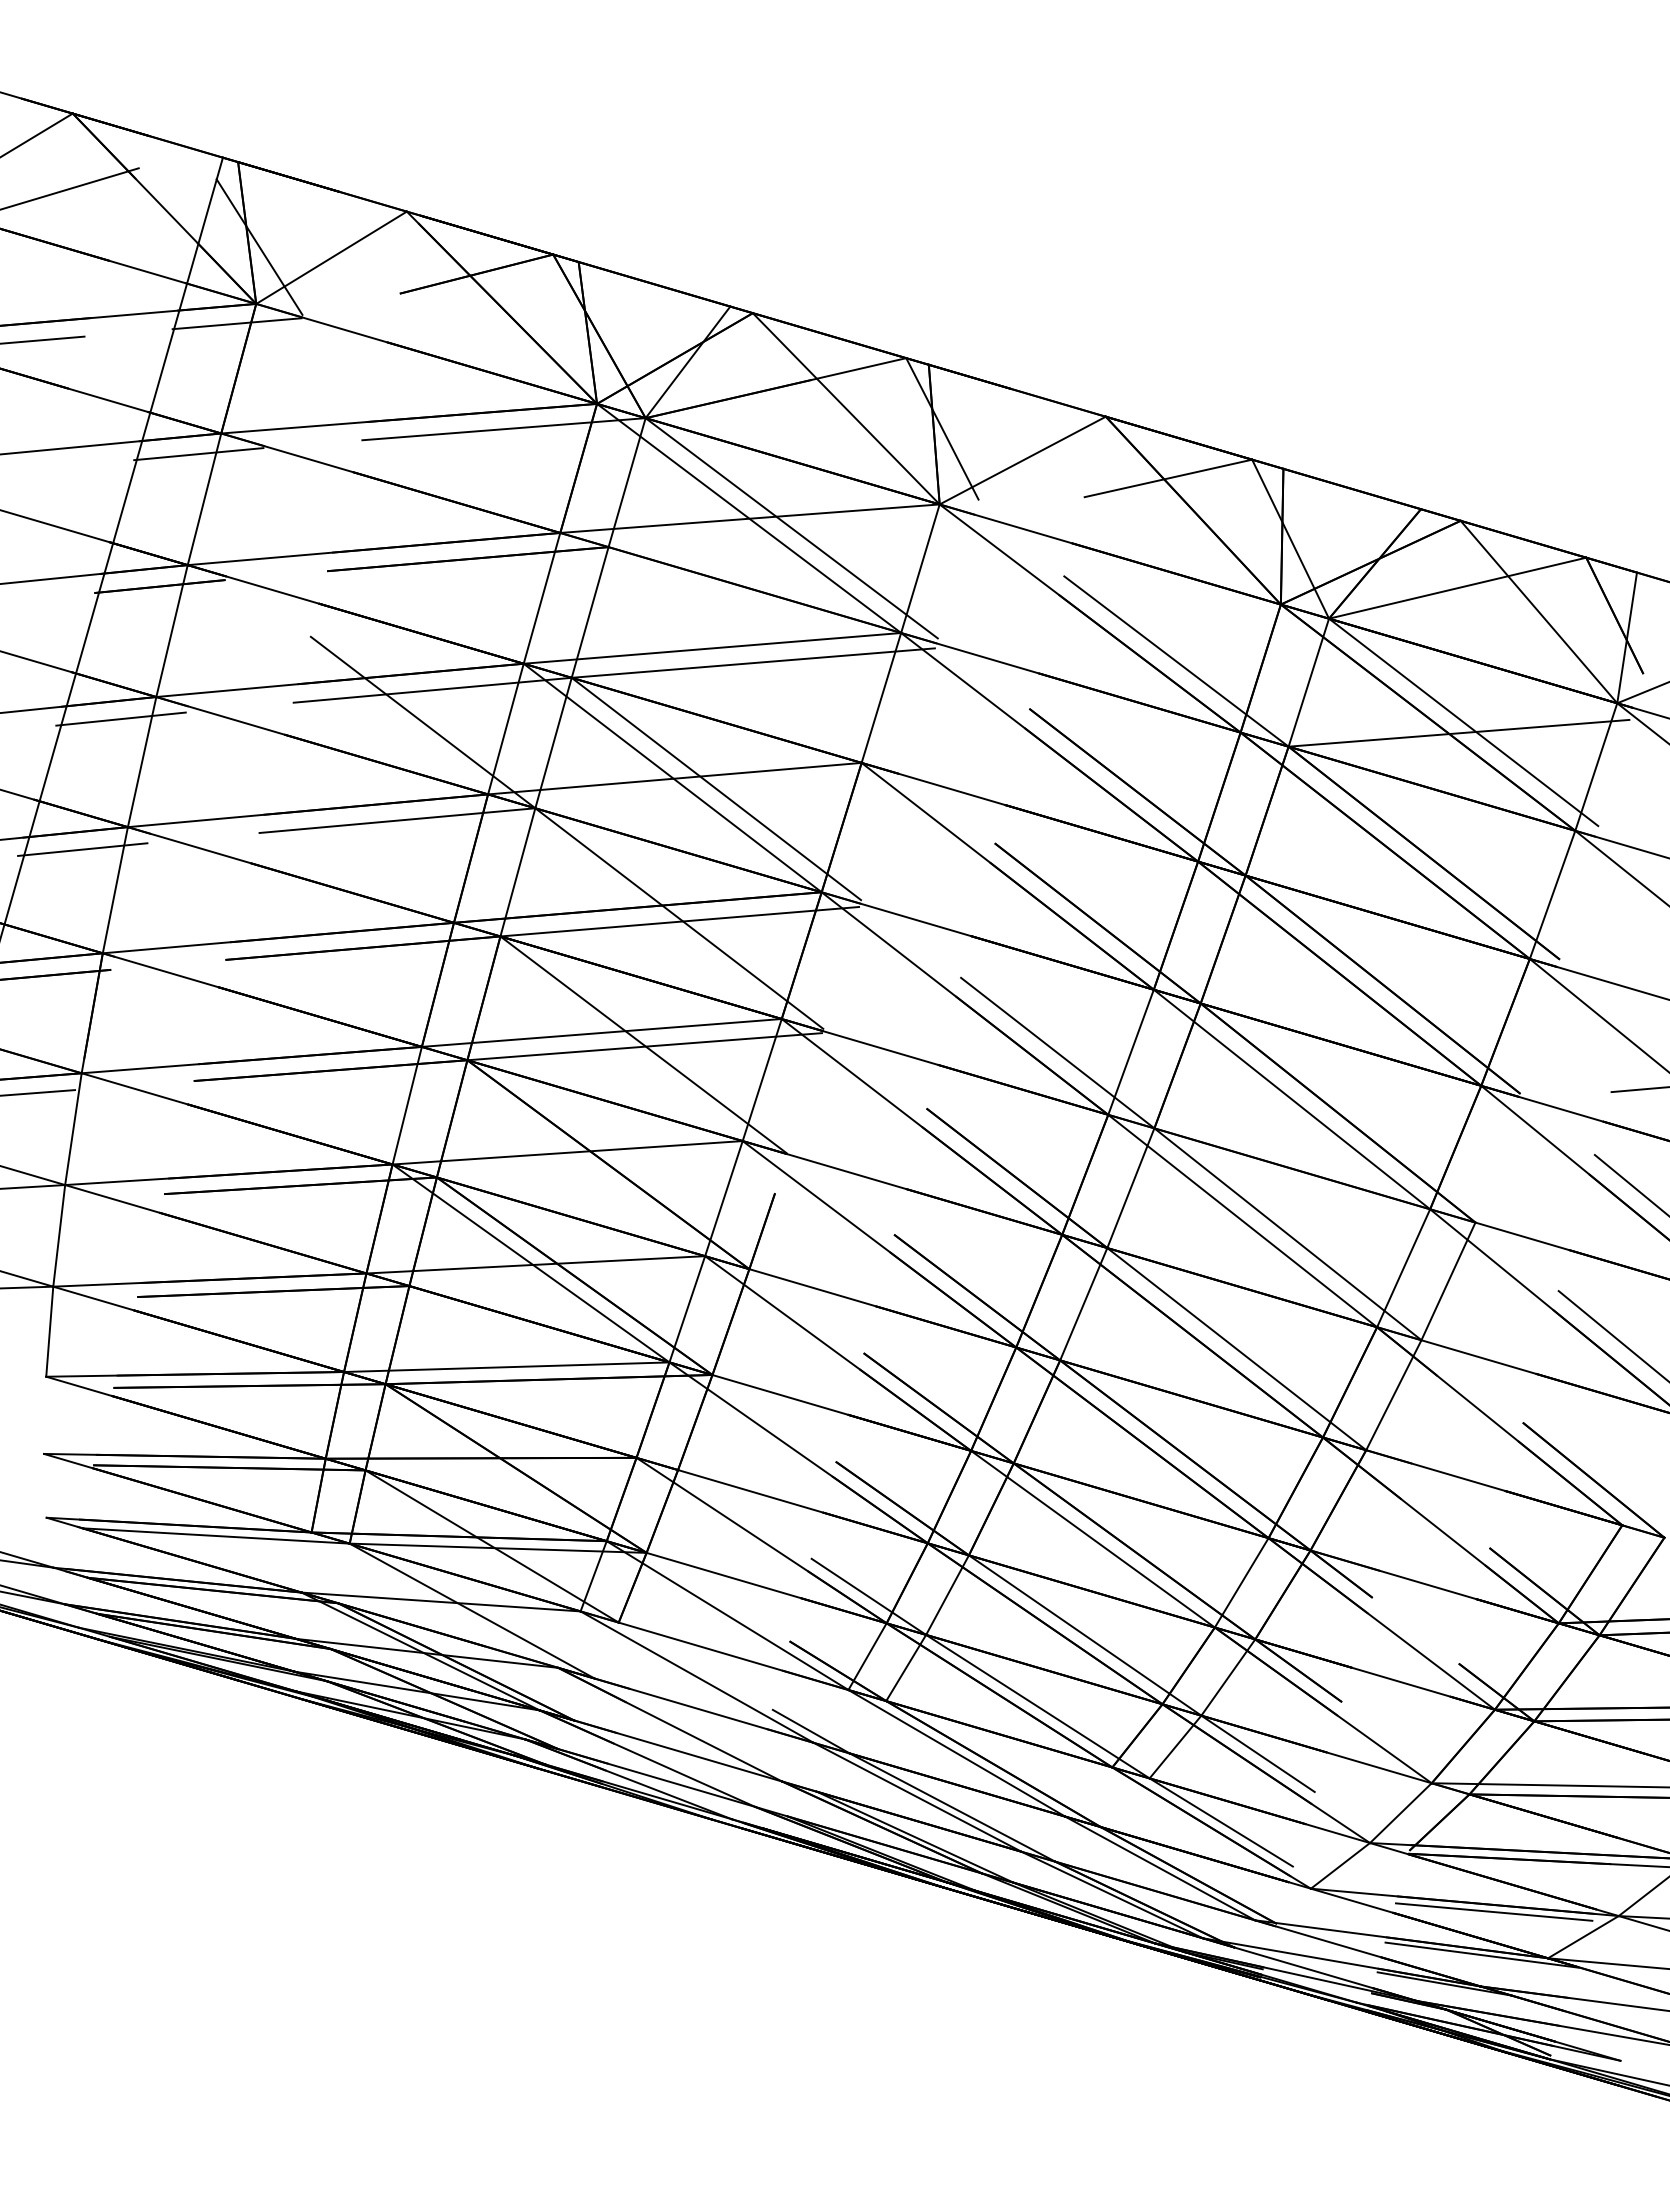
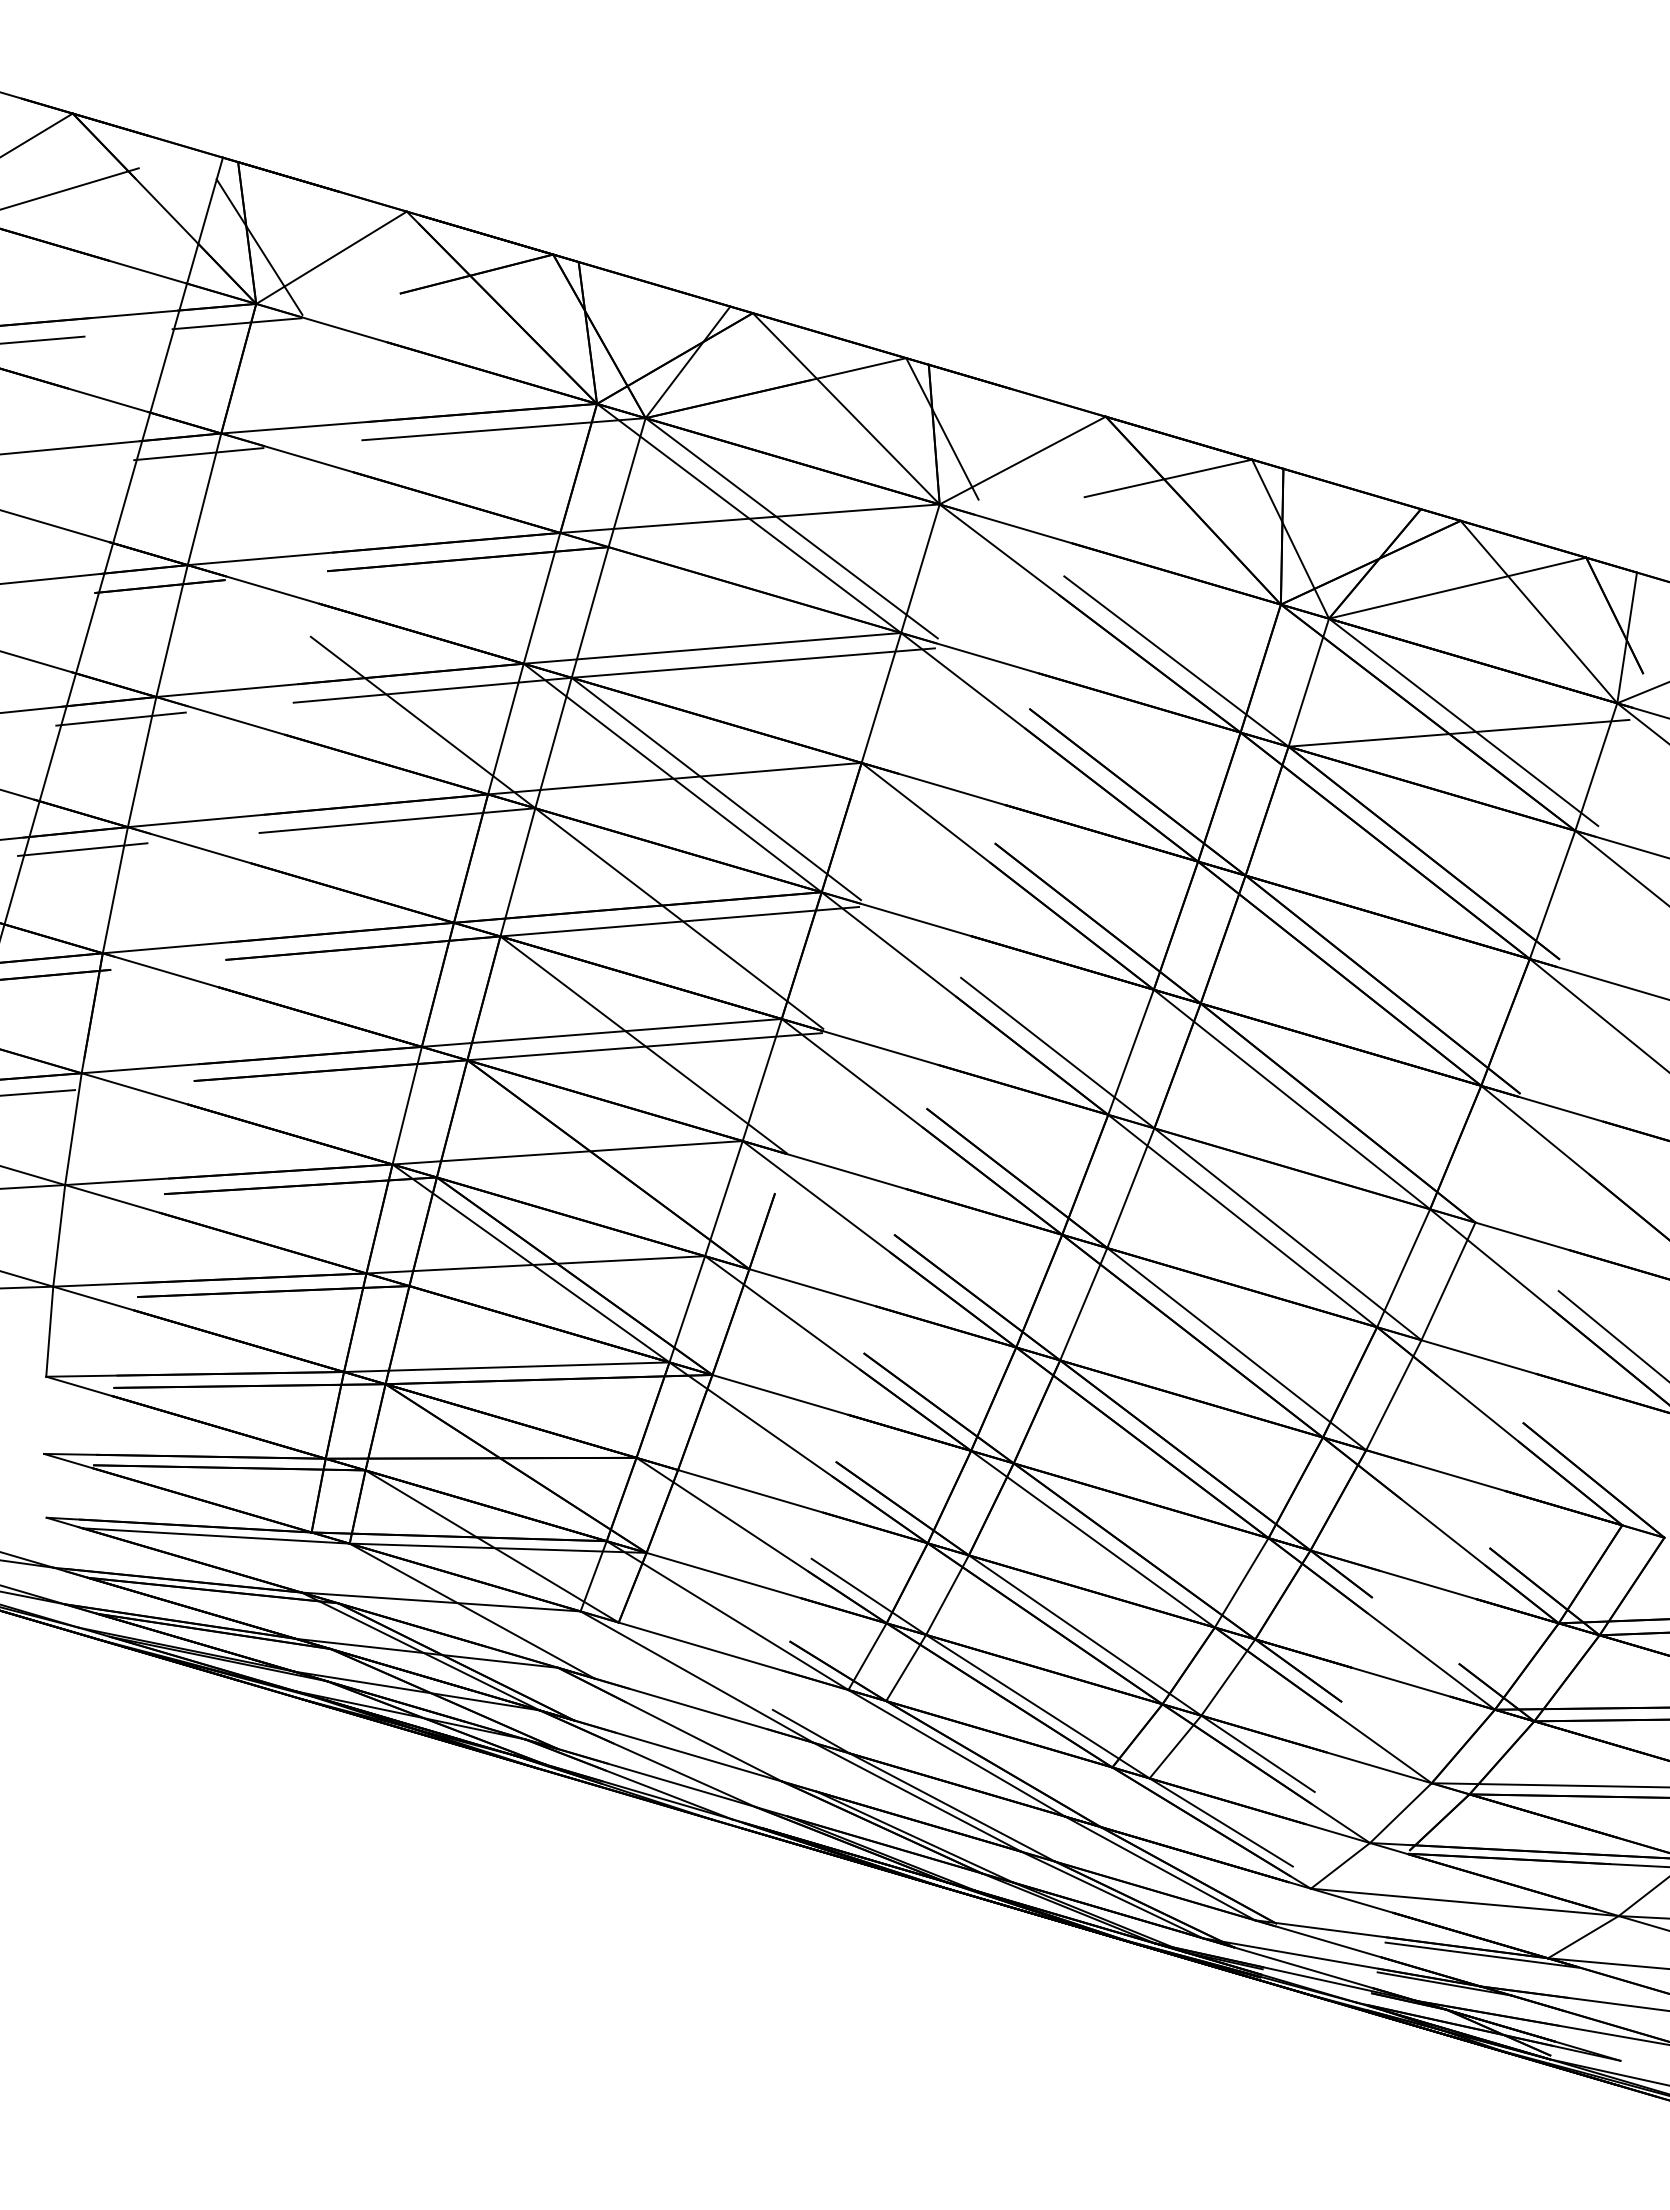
line: present -> none (1638, 1089)
line: present -> none (1630, 1184)
line: present -> none (1495, 1904)
line: present -> none (1493, 1911)
